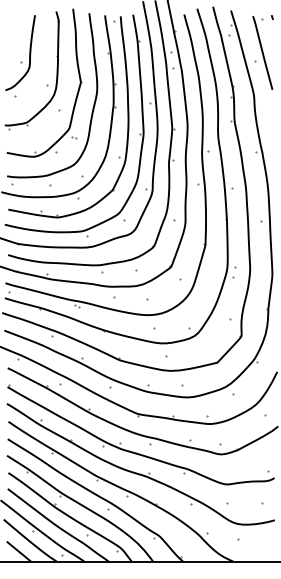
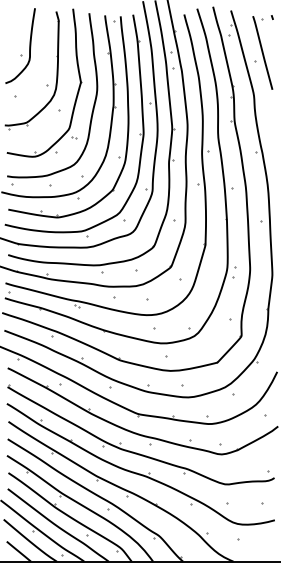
part position: (29, 52) -> (29, 45) (29, 45)
